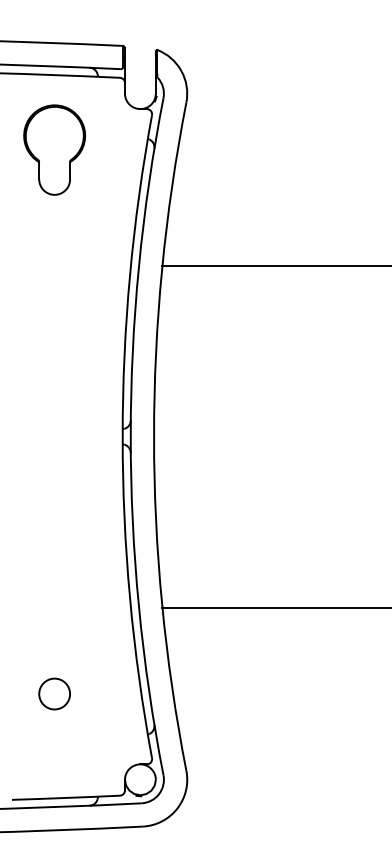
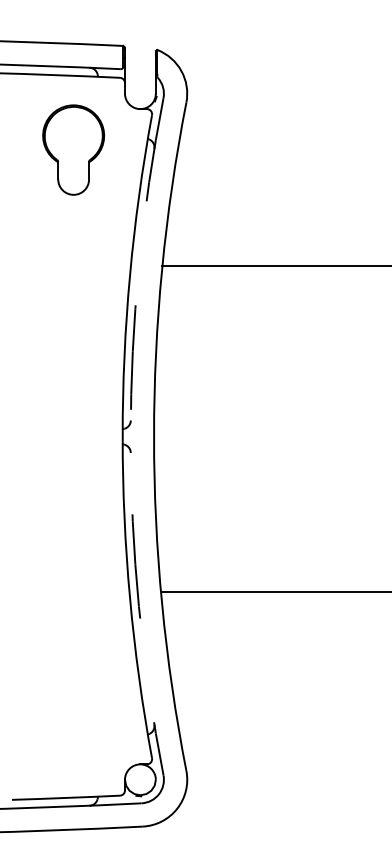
part position: (54, 149) -> (73, 149) (73, 149)
arc: solid -> dashed (130, 436)
line position: (275, 607) -> (275, 591) (275, 591)
circle: present -> none (54, 693)
